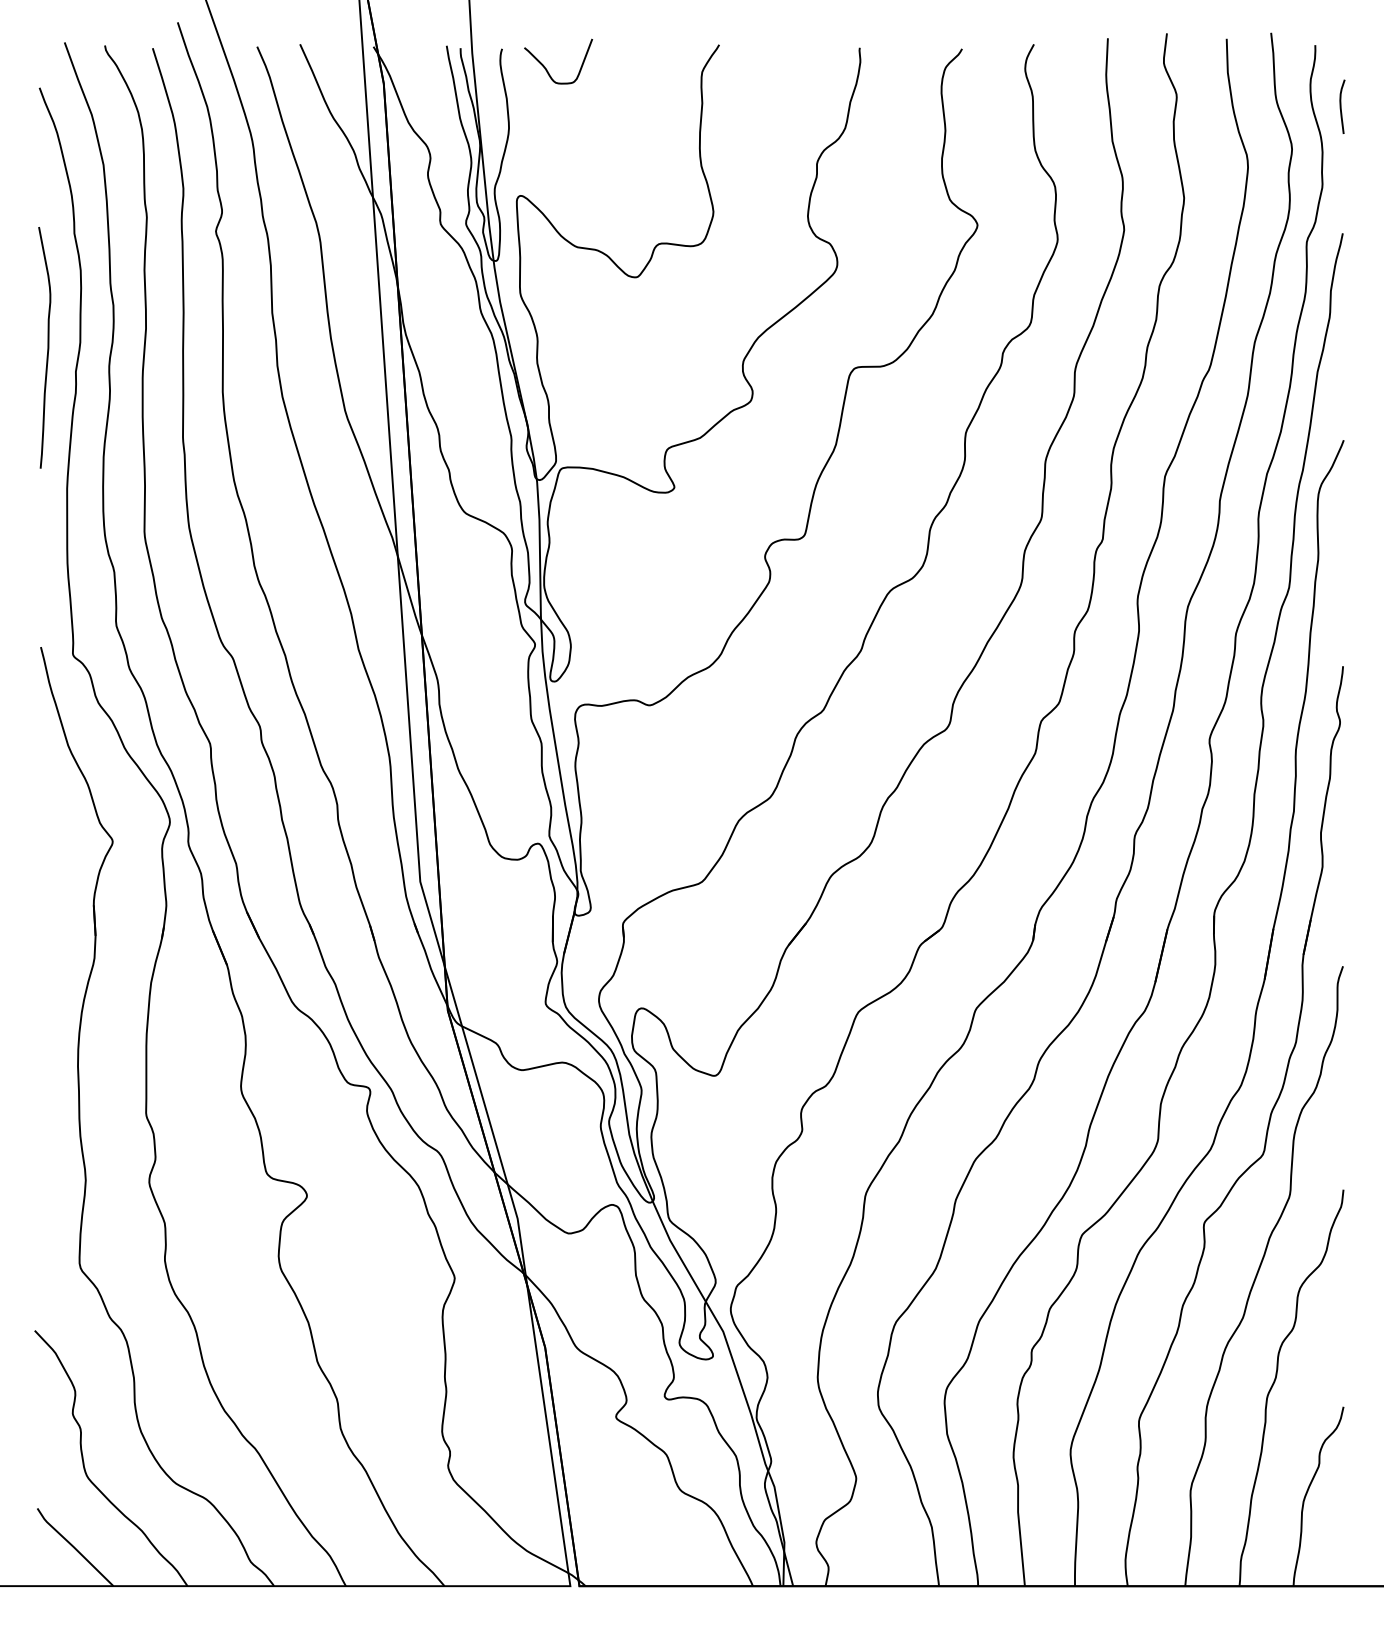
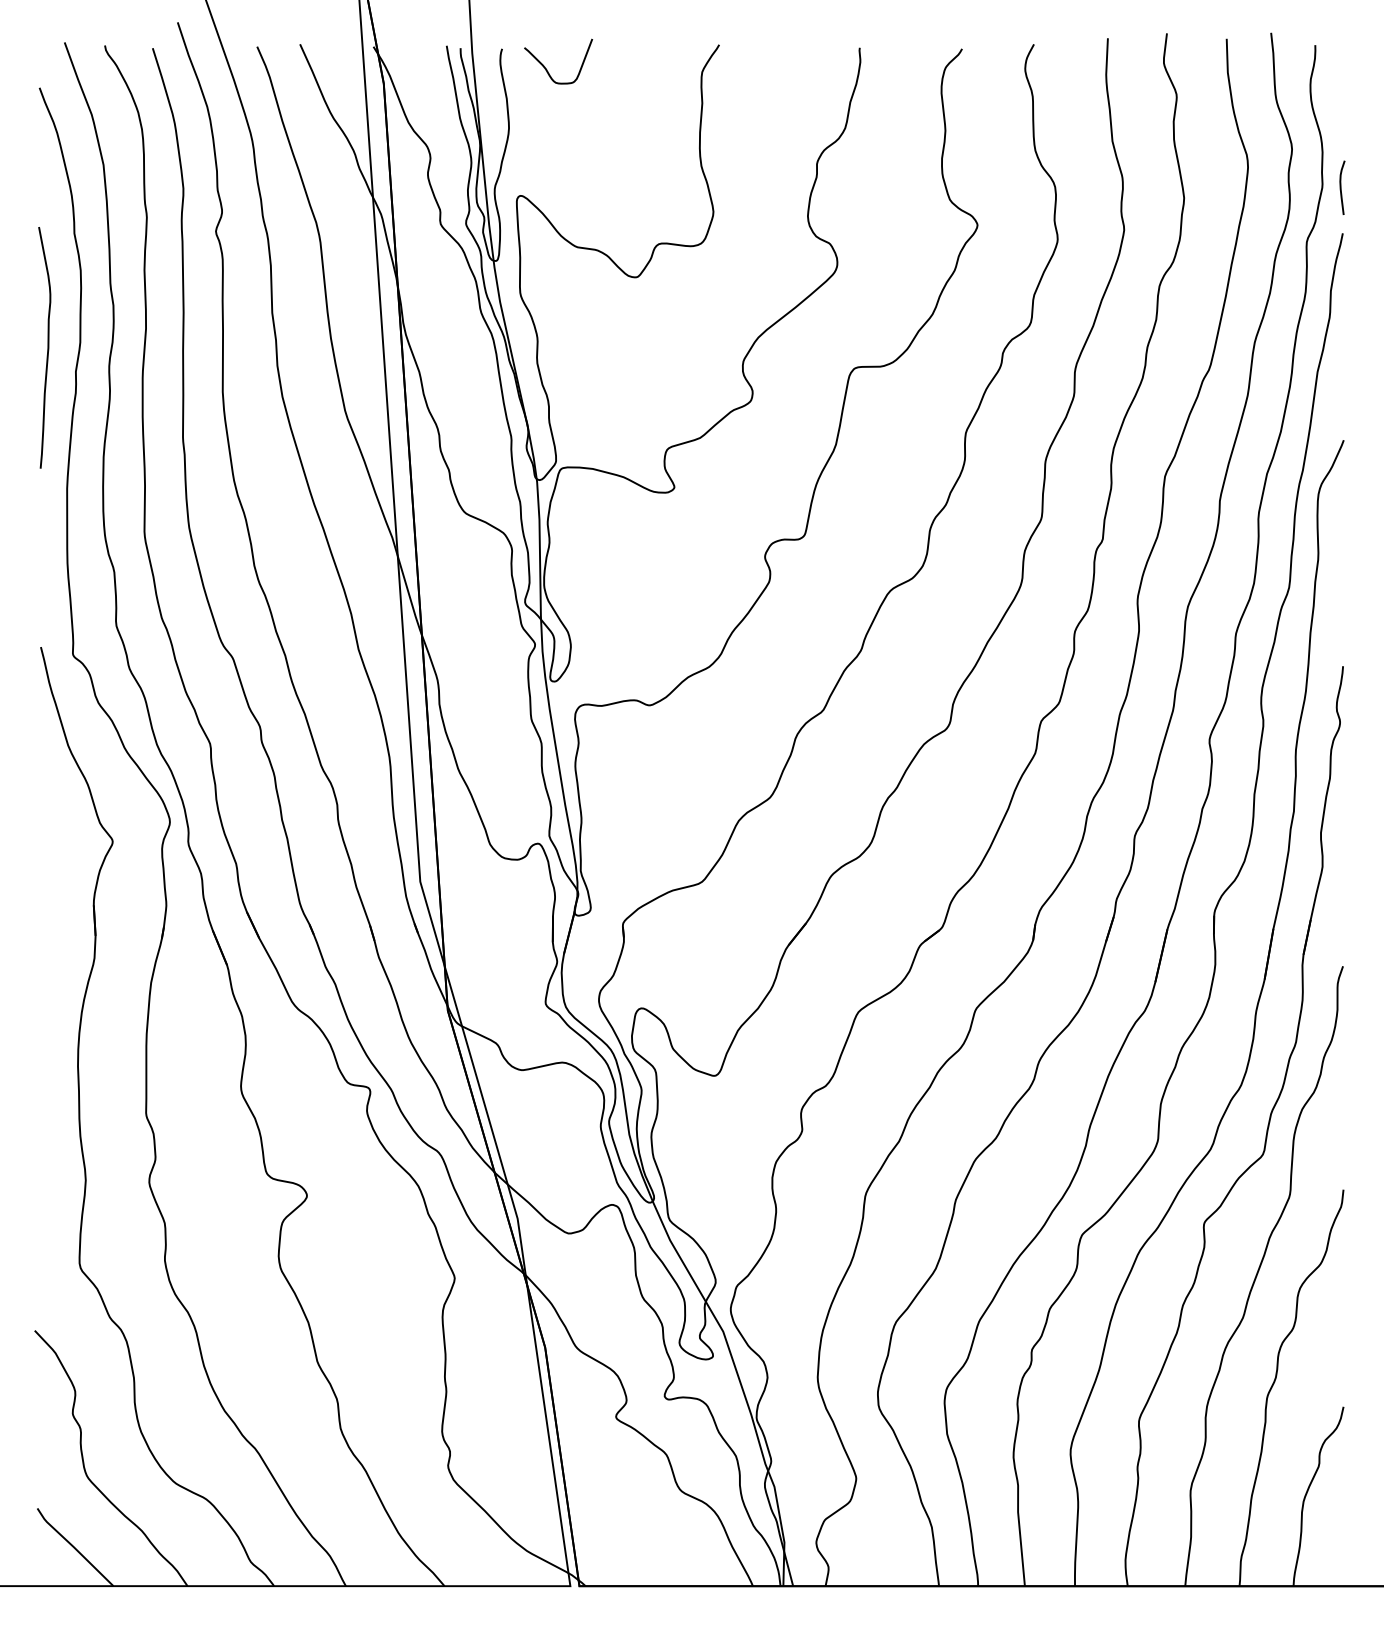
curve position: (1341, 106) -> (1341, 187) (1341, 187)
